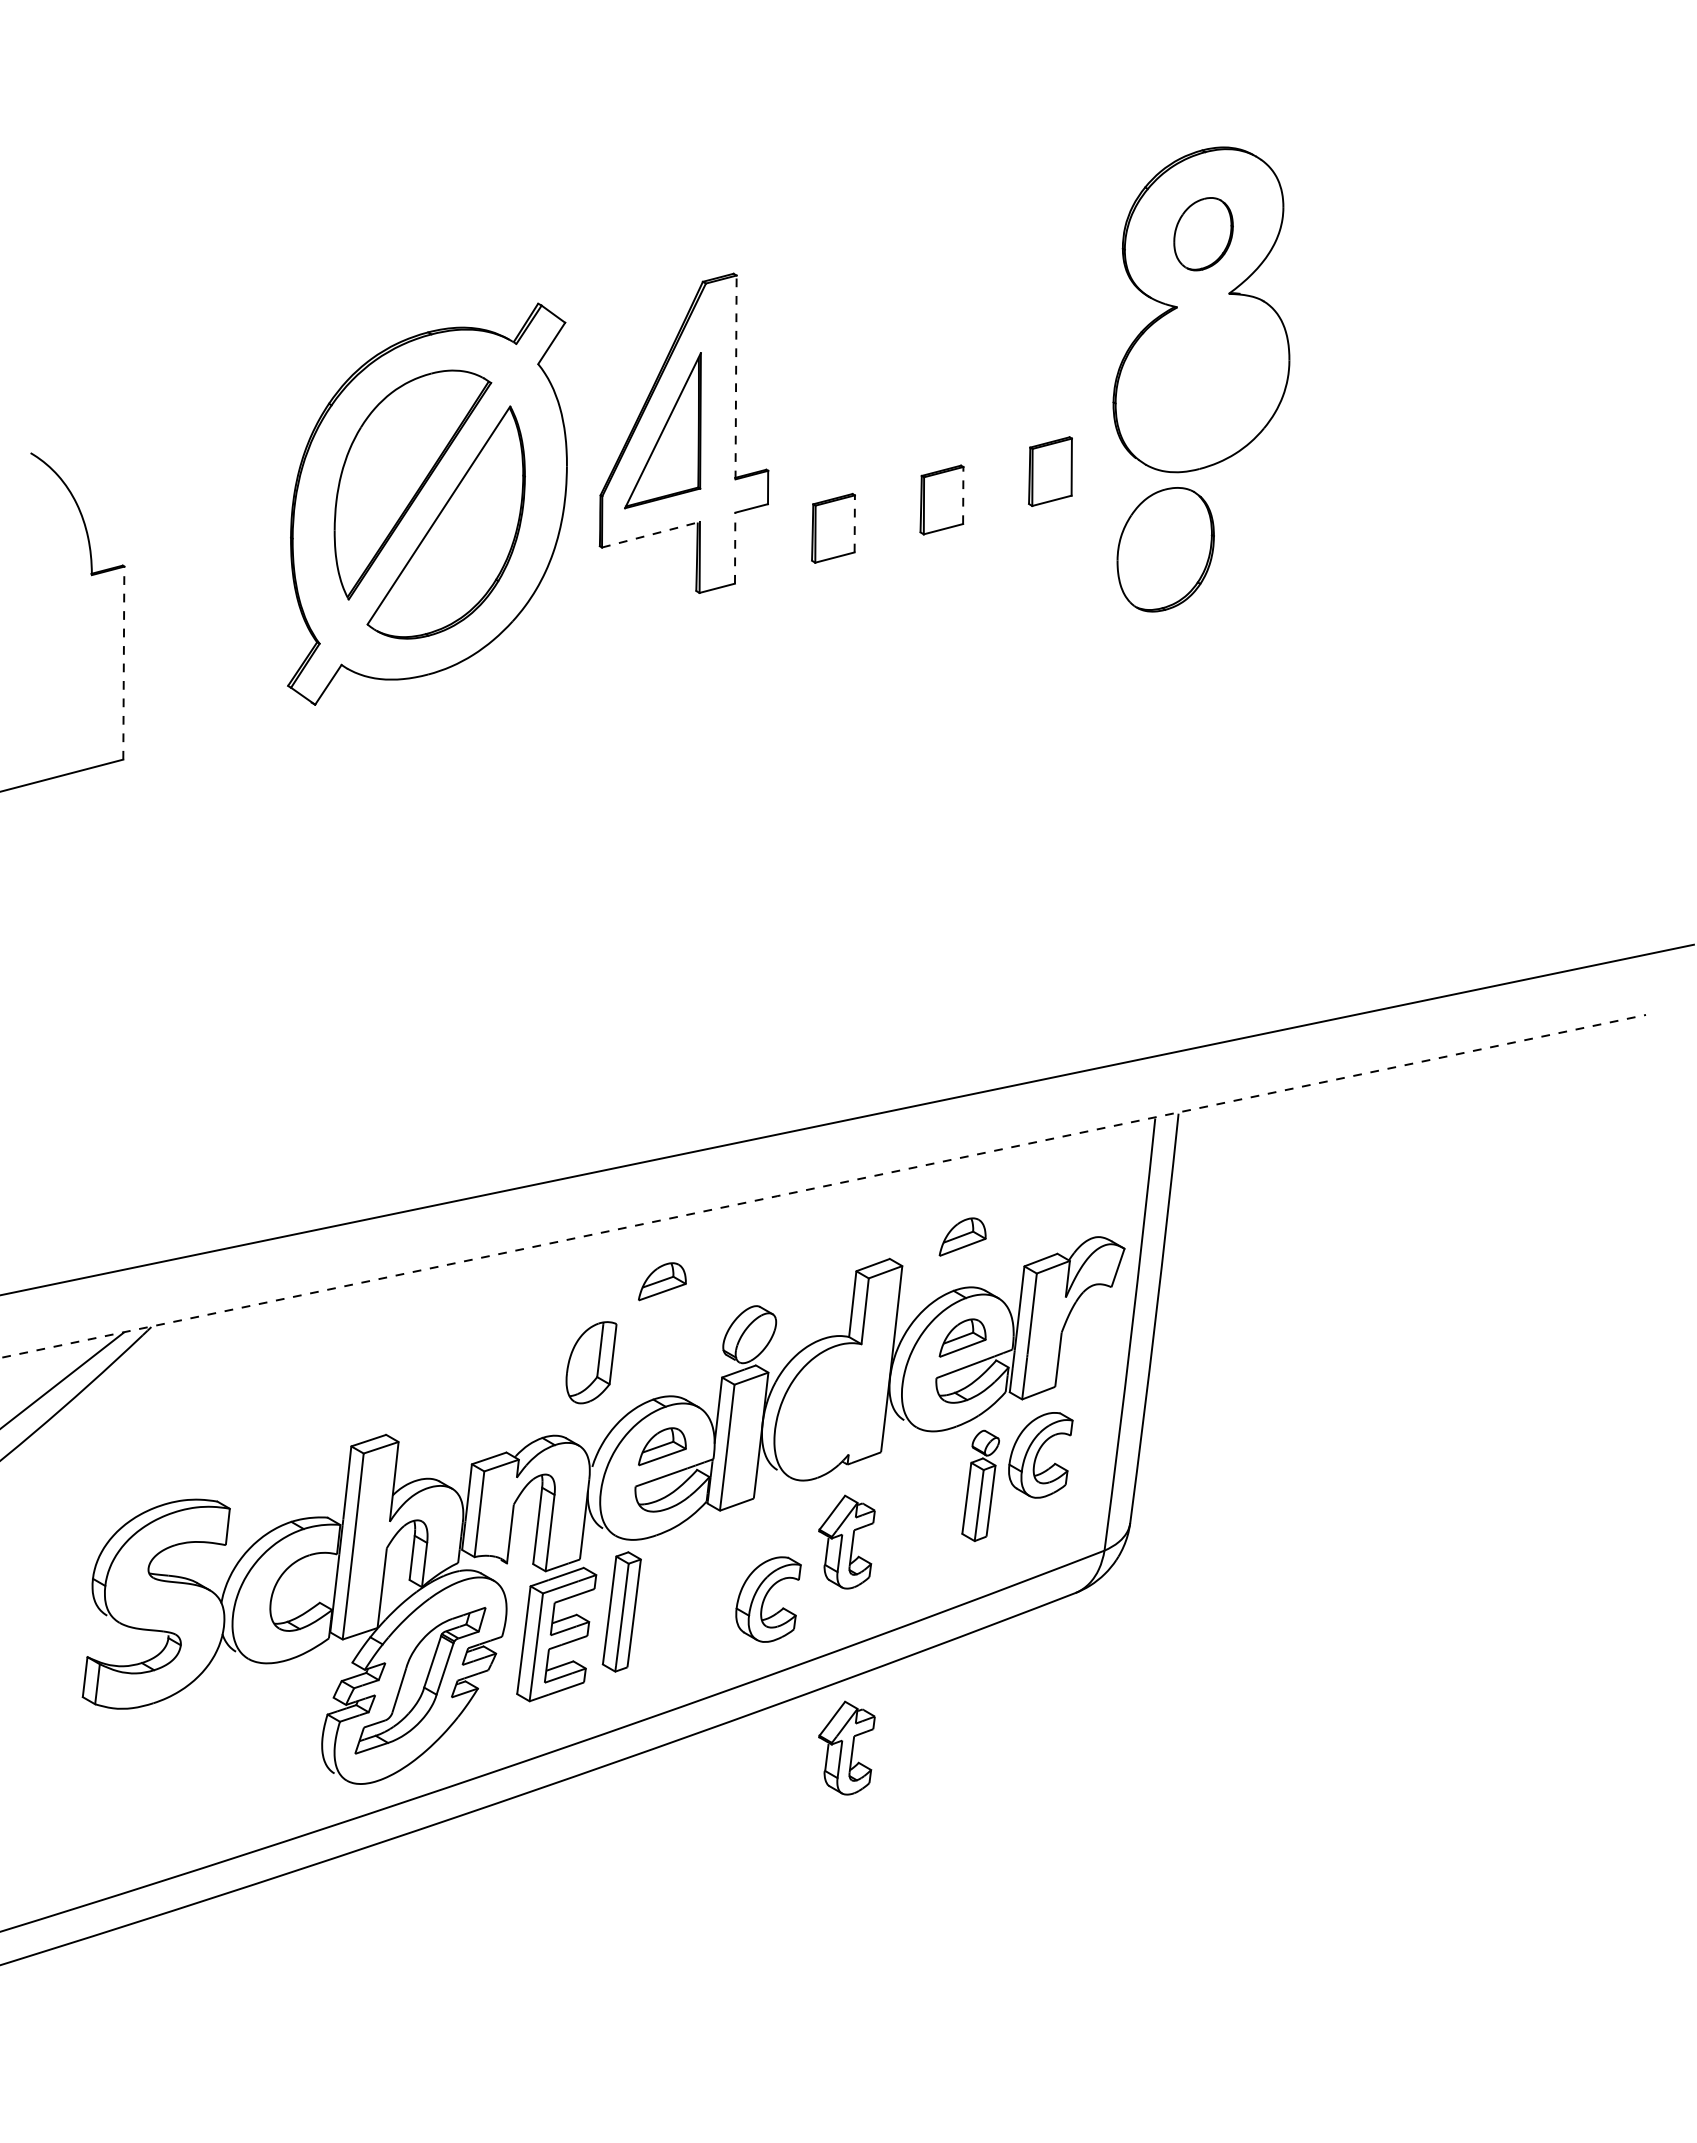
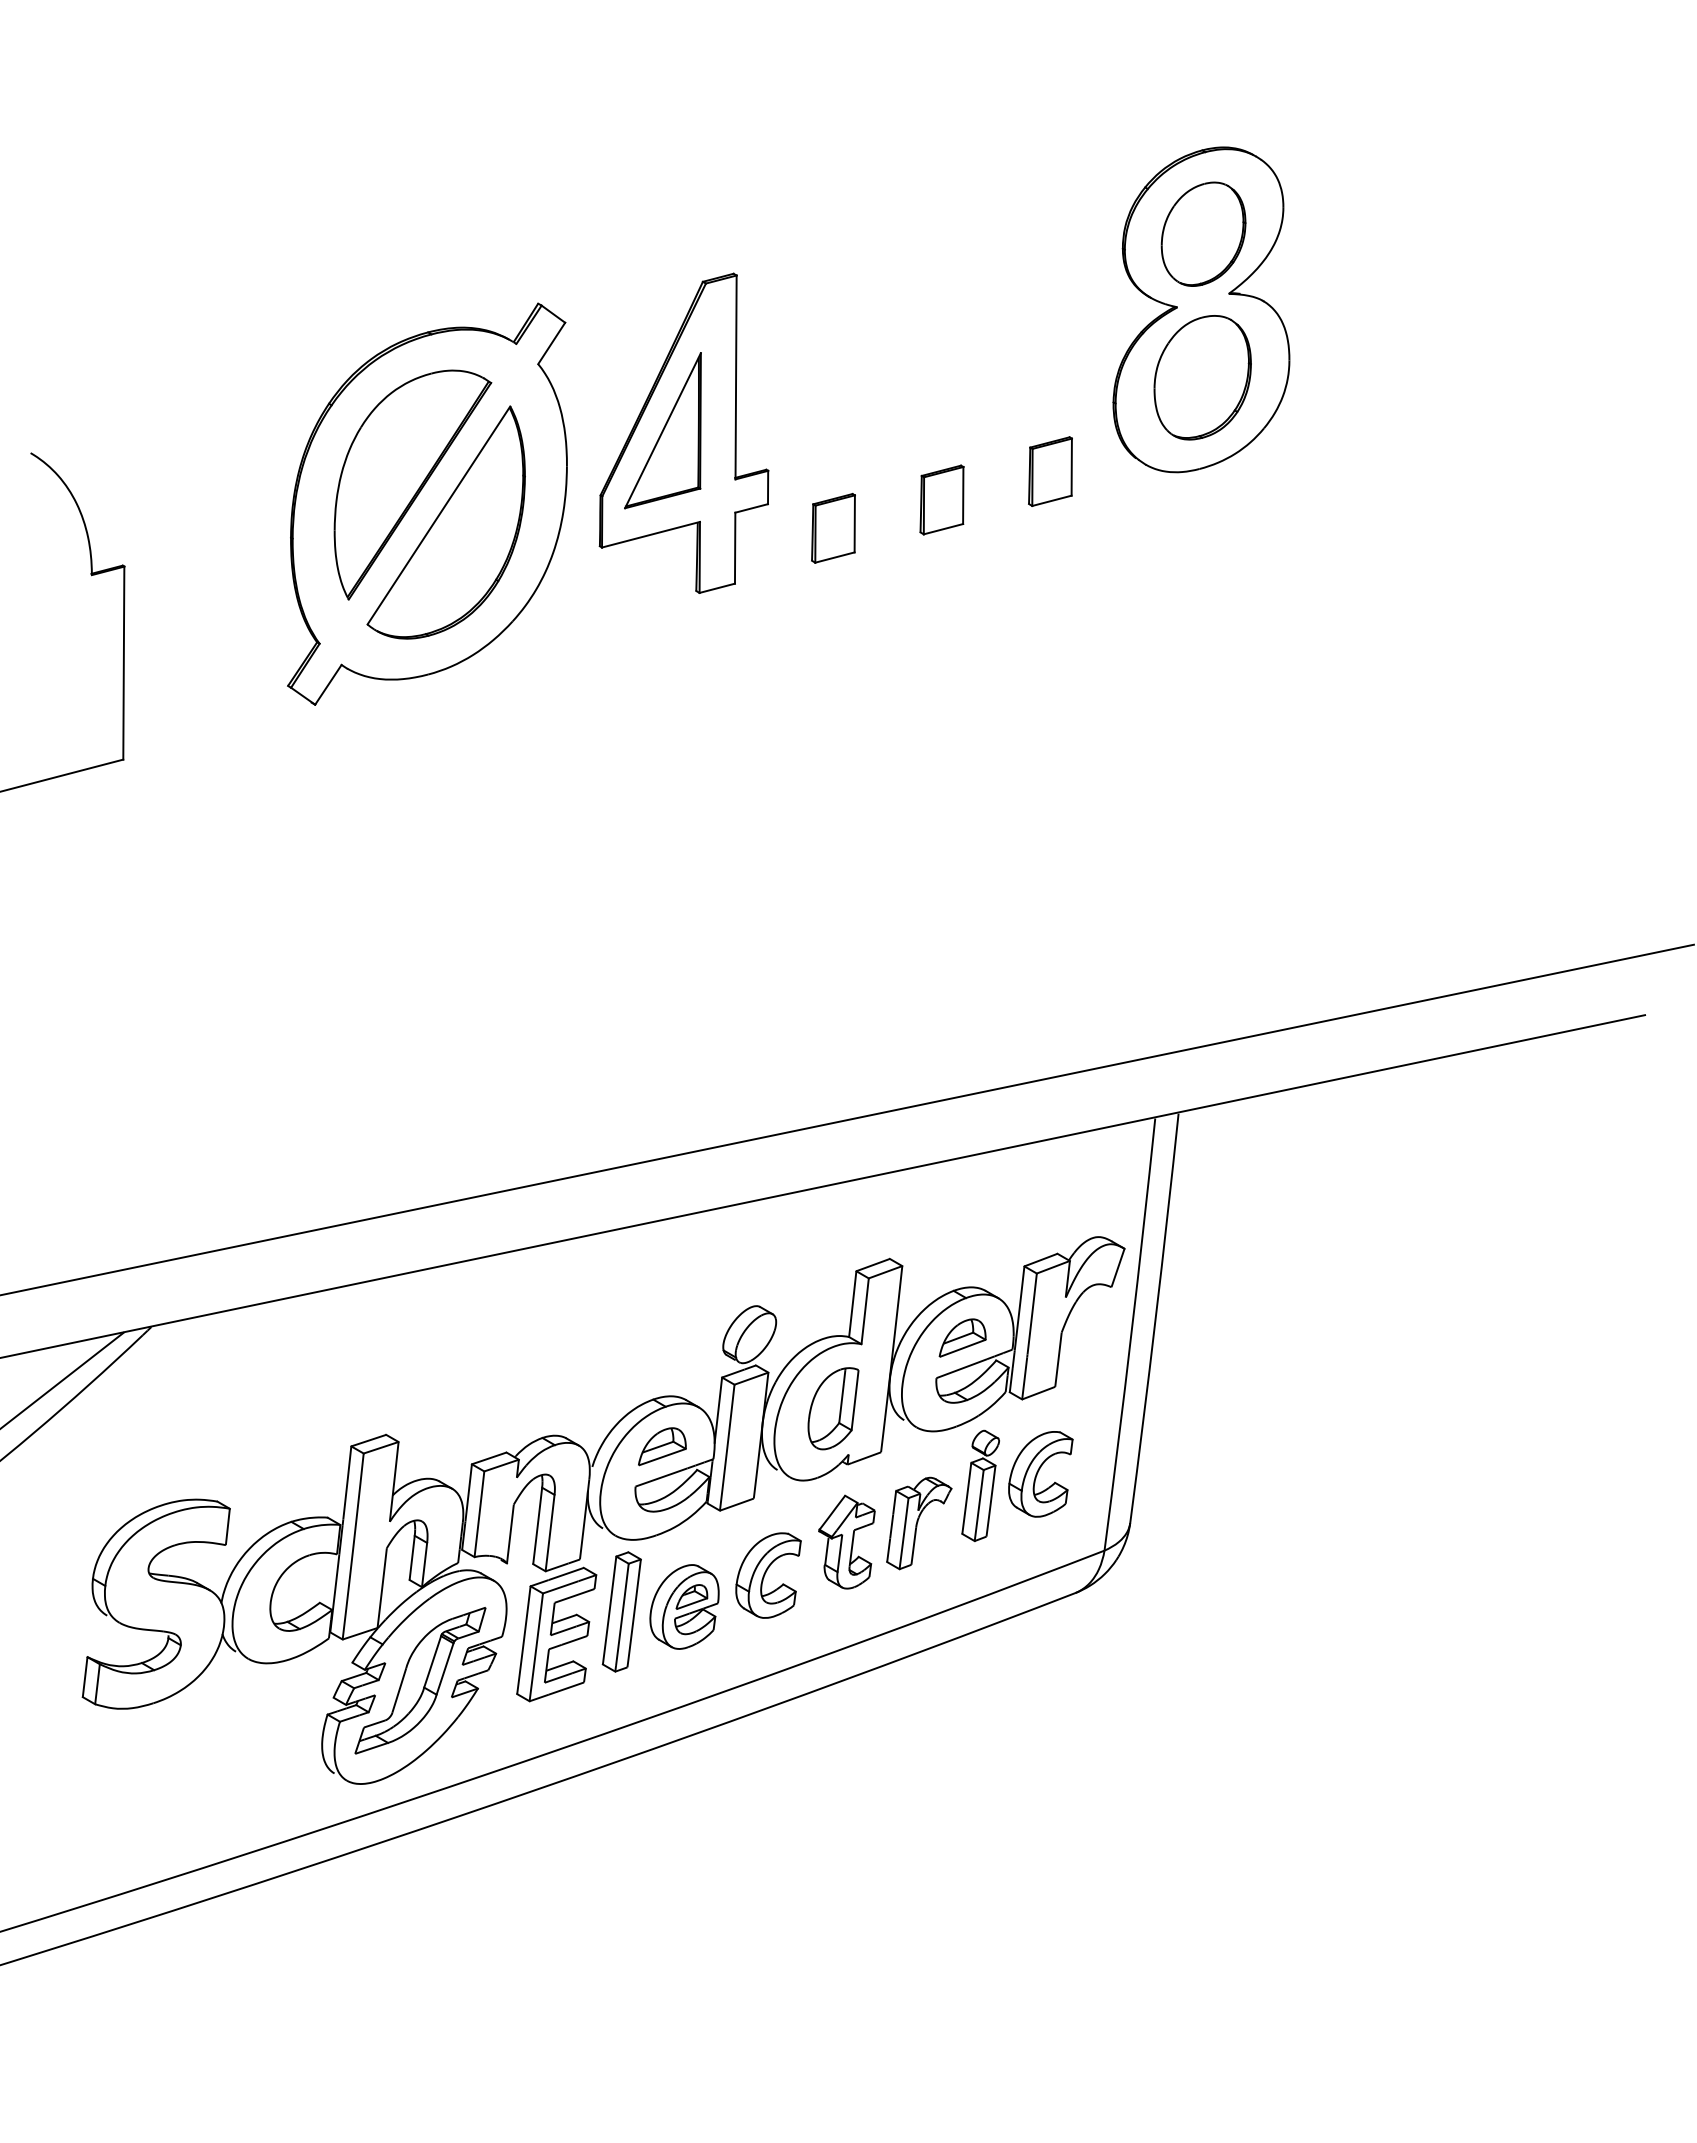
part size: 61x75 px -> 87x106 px (1203, 233)
line: dashed -> solid (736, 377)
line: dashed -> solid (963, 495)
line: dashed -> solid (854, 523)
line: dashed -> solid (651, 534)
line: dashed -> solid (735, 547)
part position: (1165, 549) -> (1202, 377) (1202, 377)
line: dashed -> solid (123, 662)
line: dashed -> solid (823, 1186)
part: present -> none (962, 1236)
part: present -> none (662, 1281)
part position: (591, 1362) -> (833, 1408) (833, 1408)
part position: (1040, 1455) -> (1040, 1474) (1040, 1474)
part: none -> present (919, 1523)
part position: (768, 1599) -> (768, 1575) (768, 1575)
part: none -> present (684, 1606)
part: present -> none (846, 1747)
